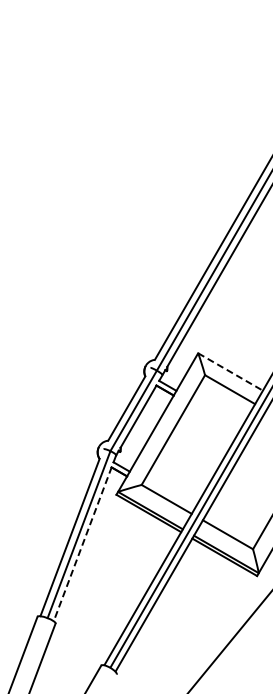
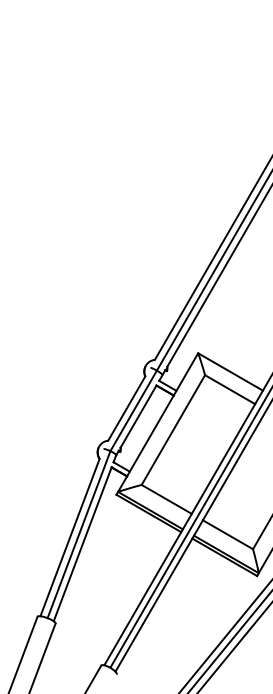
line: dashed -> solid (230, 372)
line: dashed -> solid (82, 544)
line: none -> present (225, 636)
line: none -> present (234, 647)
